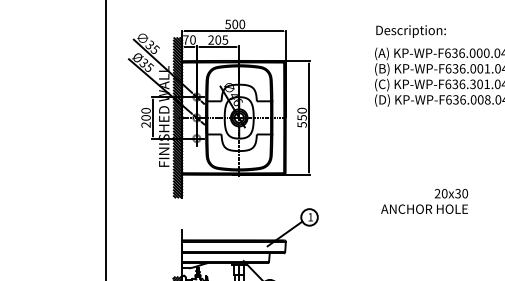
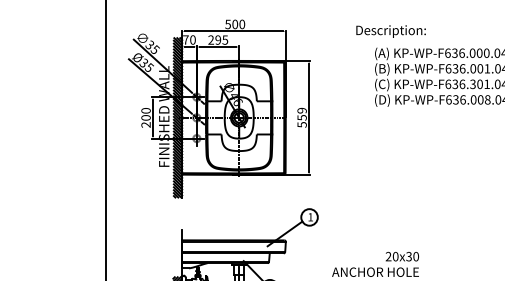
text position: (410, 31) -> (390, 31) (390, 31)
text: 205 -> 295 (217, 39)
text: 550 -> 559 (301, 110)
text position: (424, 201) -> (375, 264) (375, 264)
